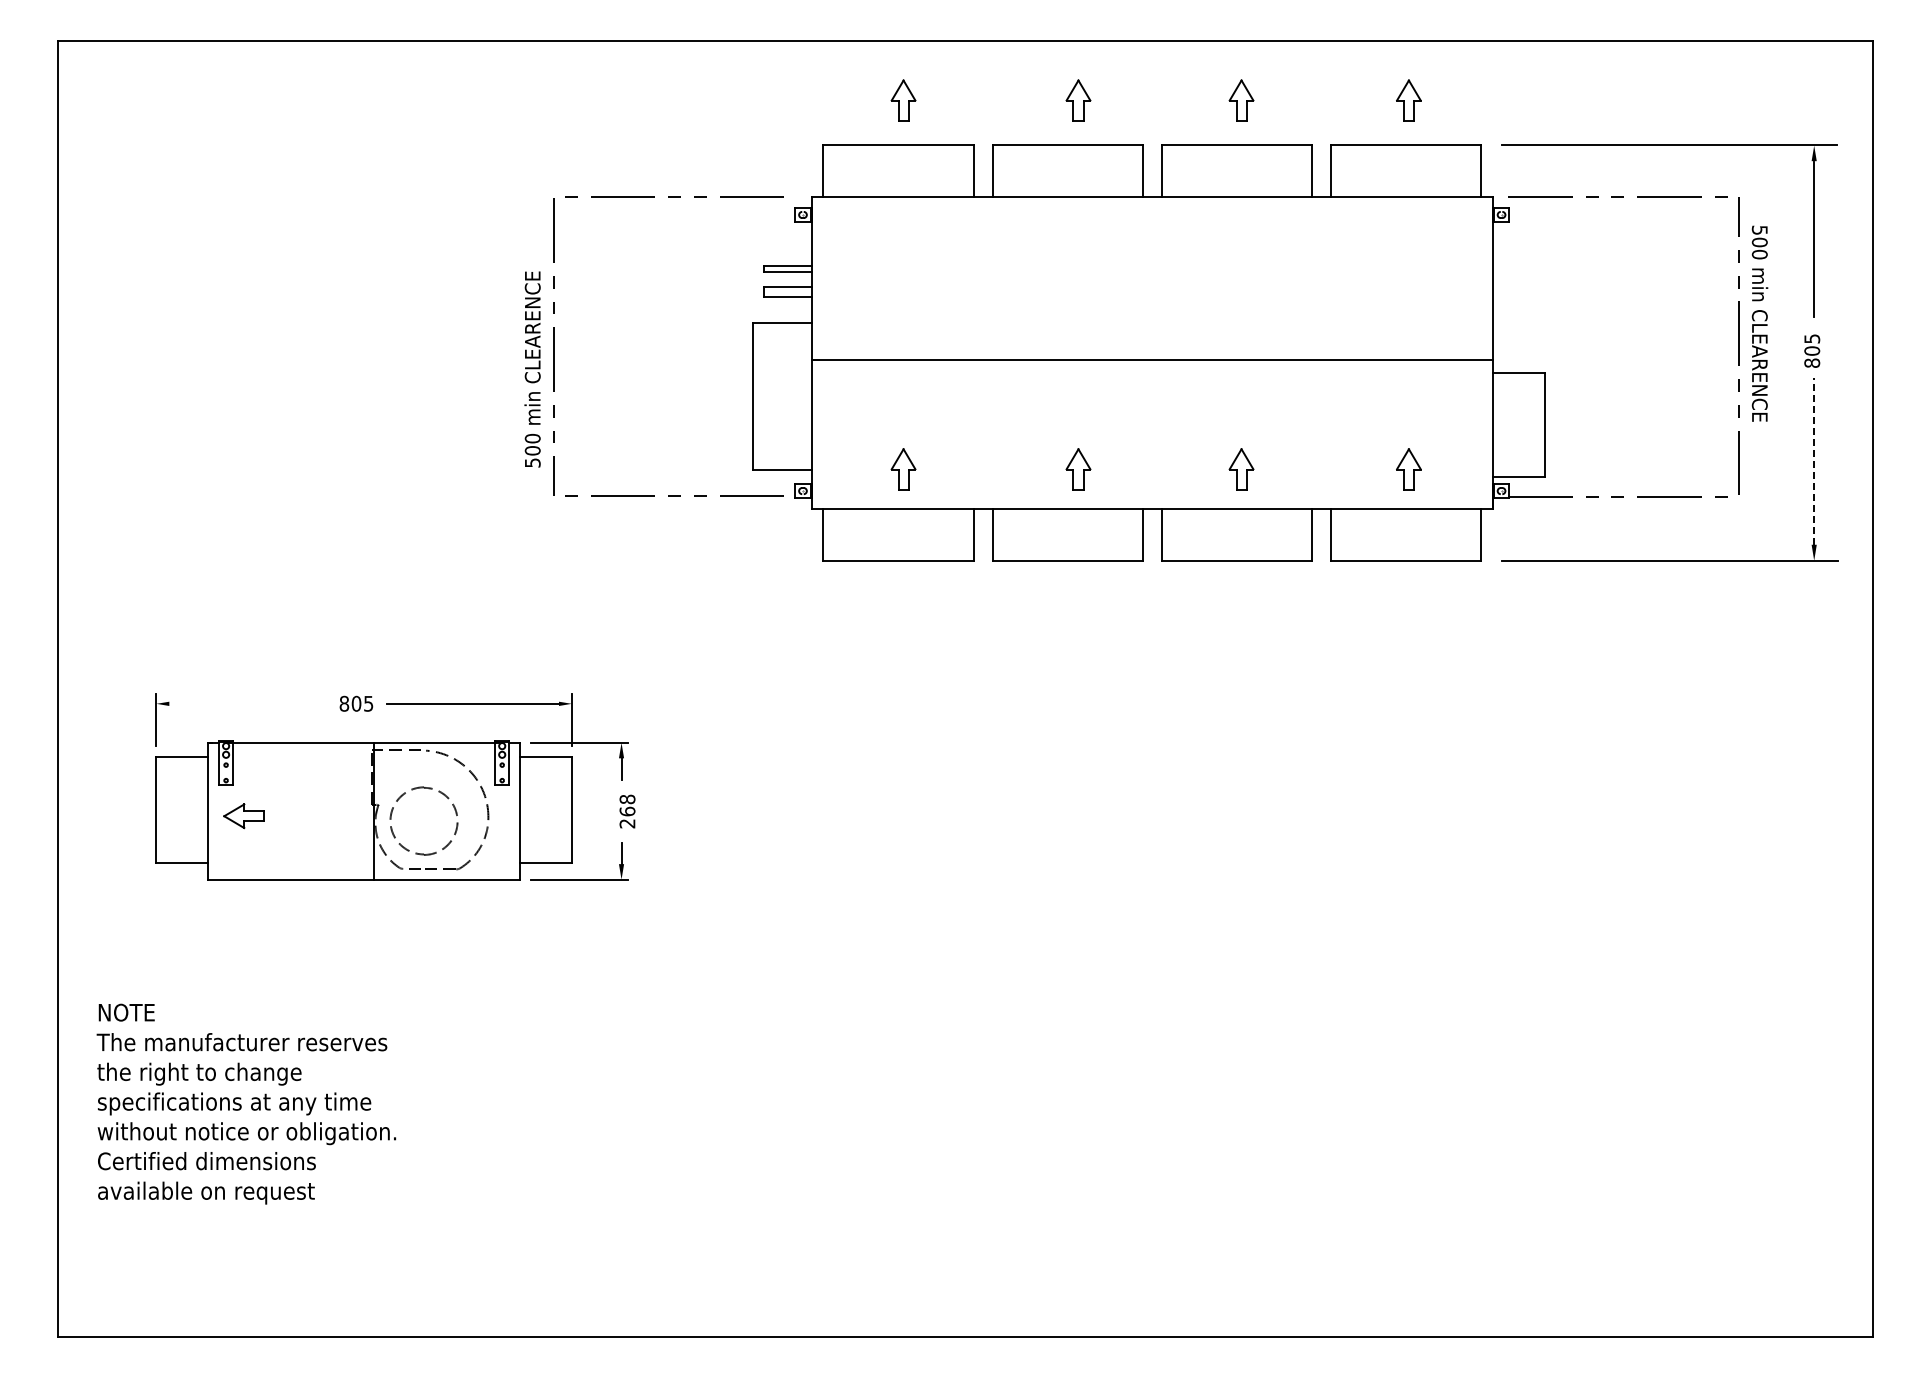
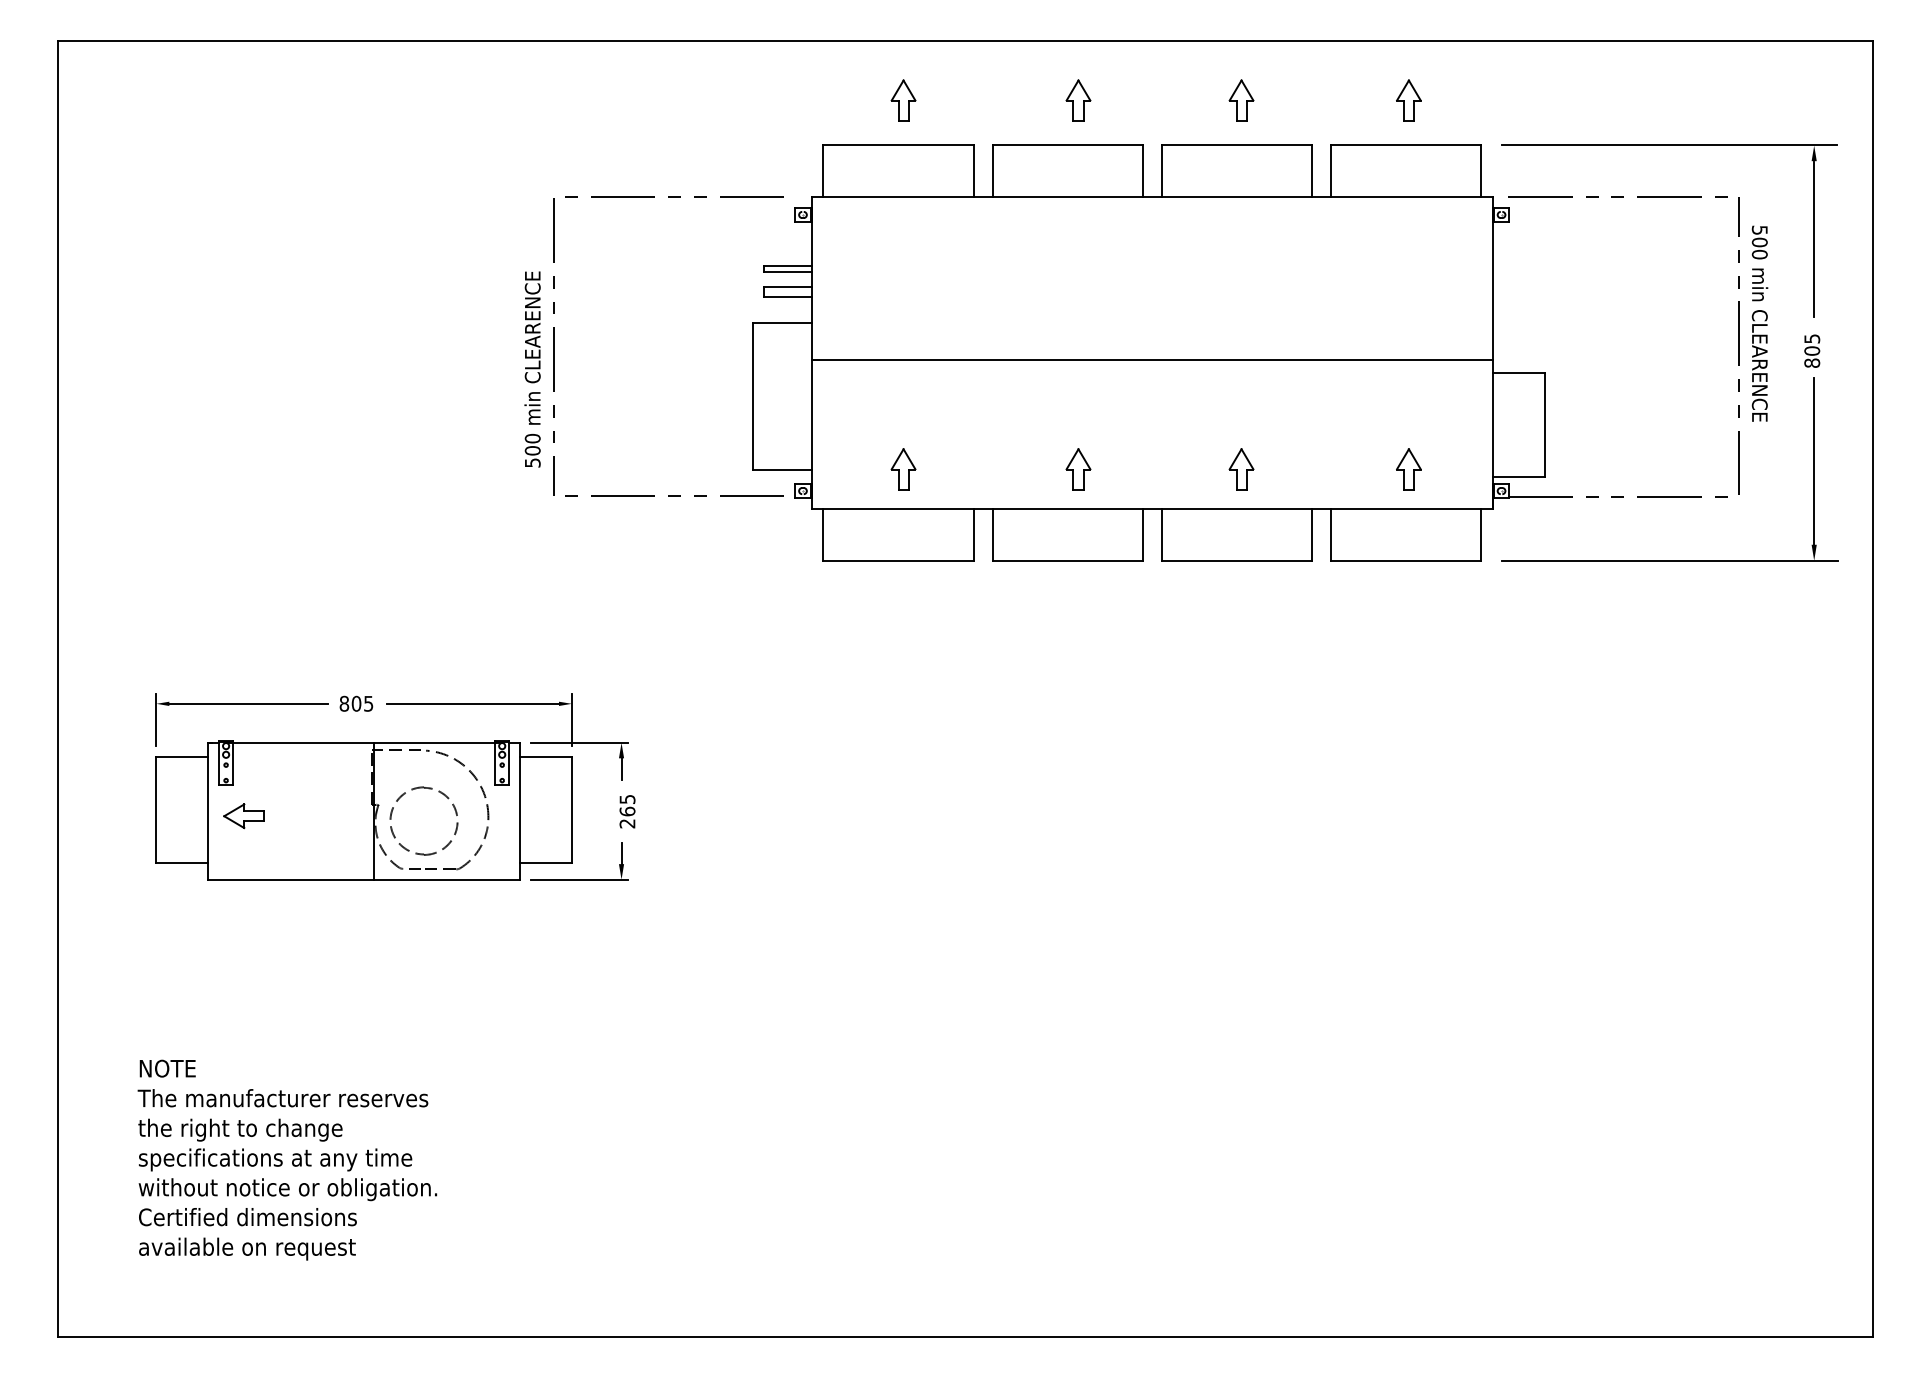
line: dashed -> solid (1814, 461)
line: none -> present (248, 703)
text: 268 -> 265 (627, 799)
text position: (246, 1103) -> (287, 1159) (287, 1159)
